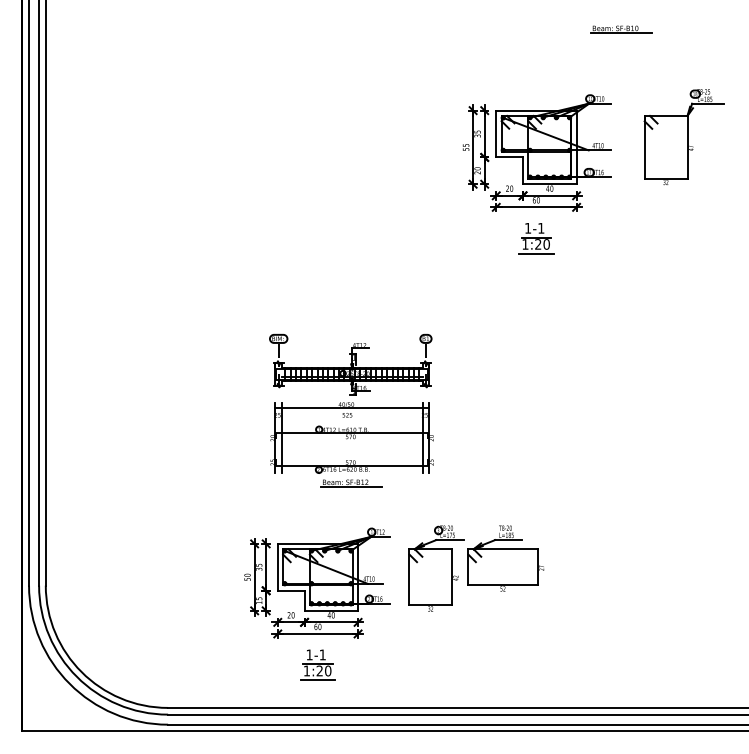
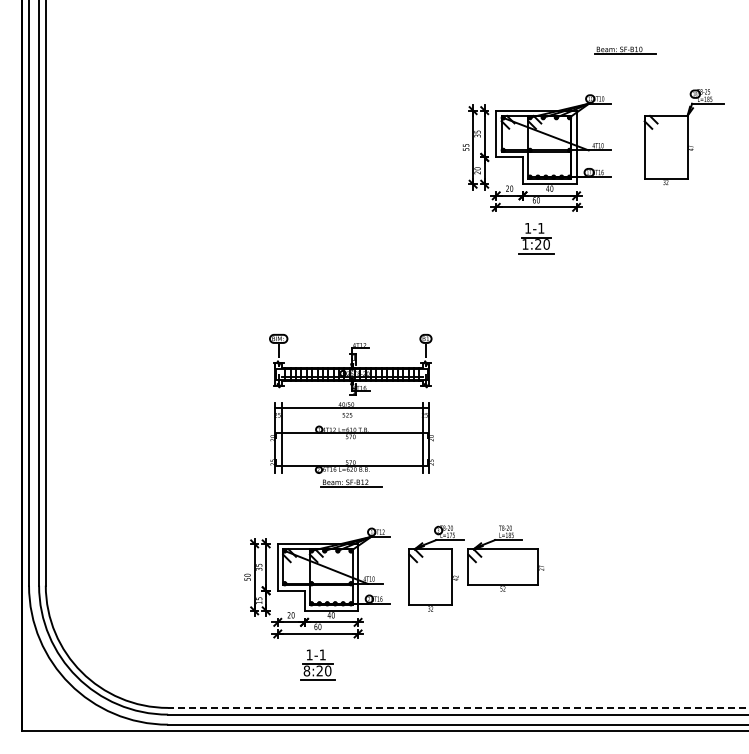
part position: (621, 29) -> (625, 50) (625, 50)
text: 1:20 -> 8:20 (306, 670)
line: solid -> dashed (457, 707)
